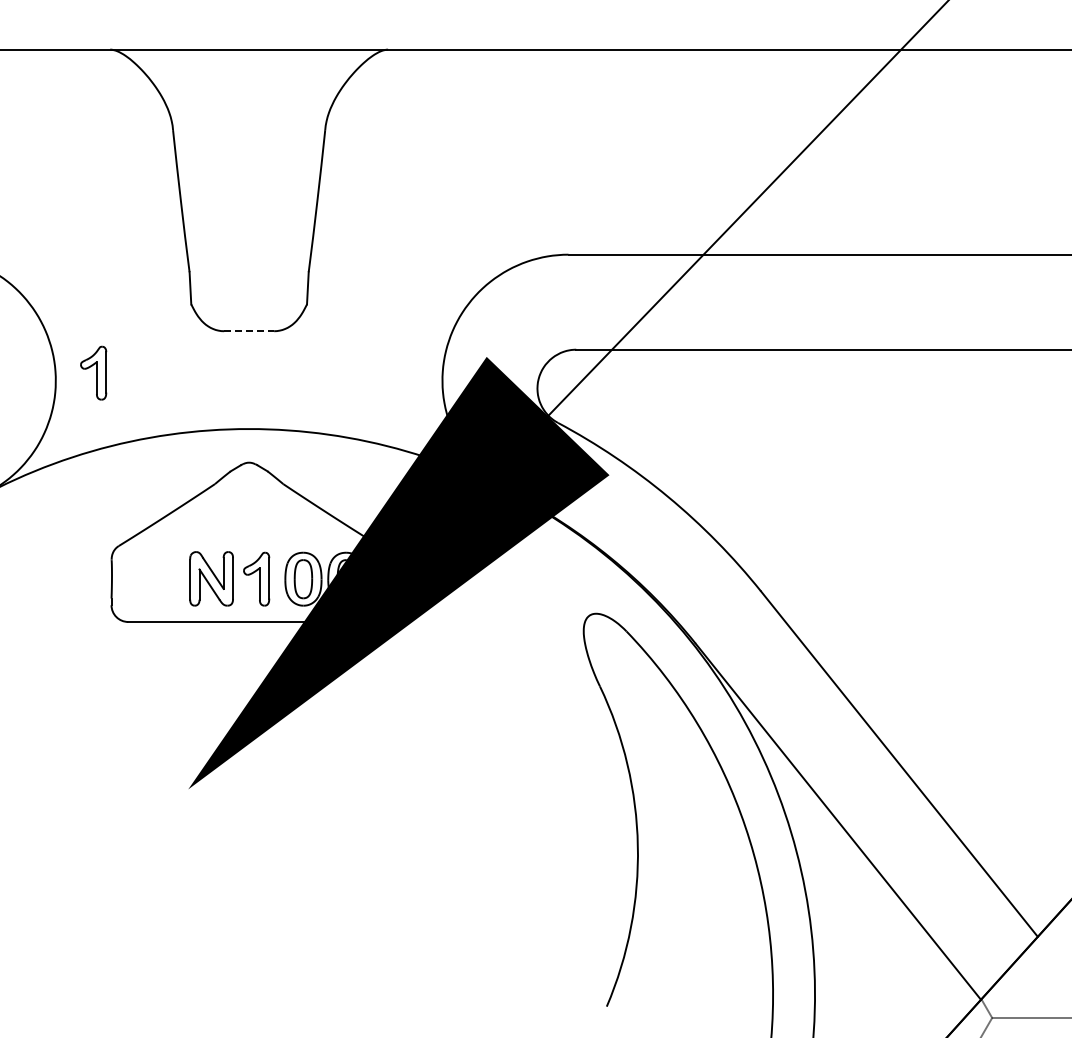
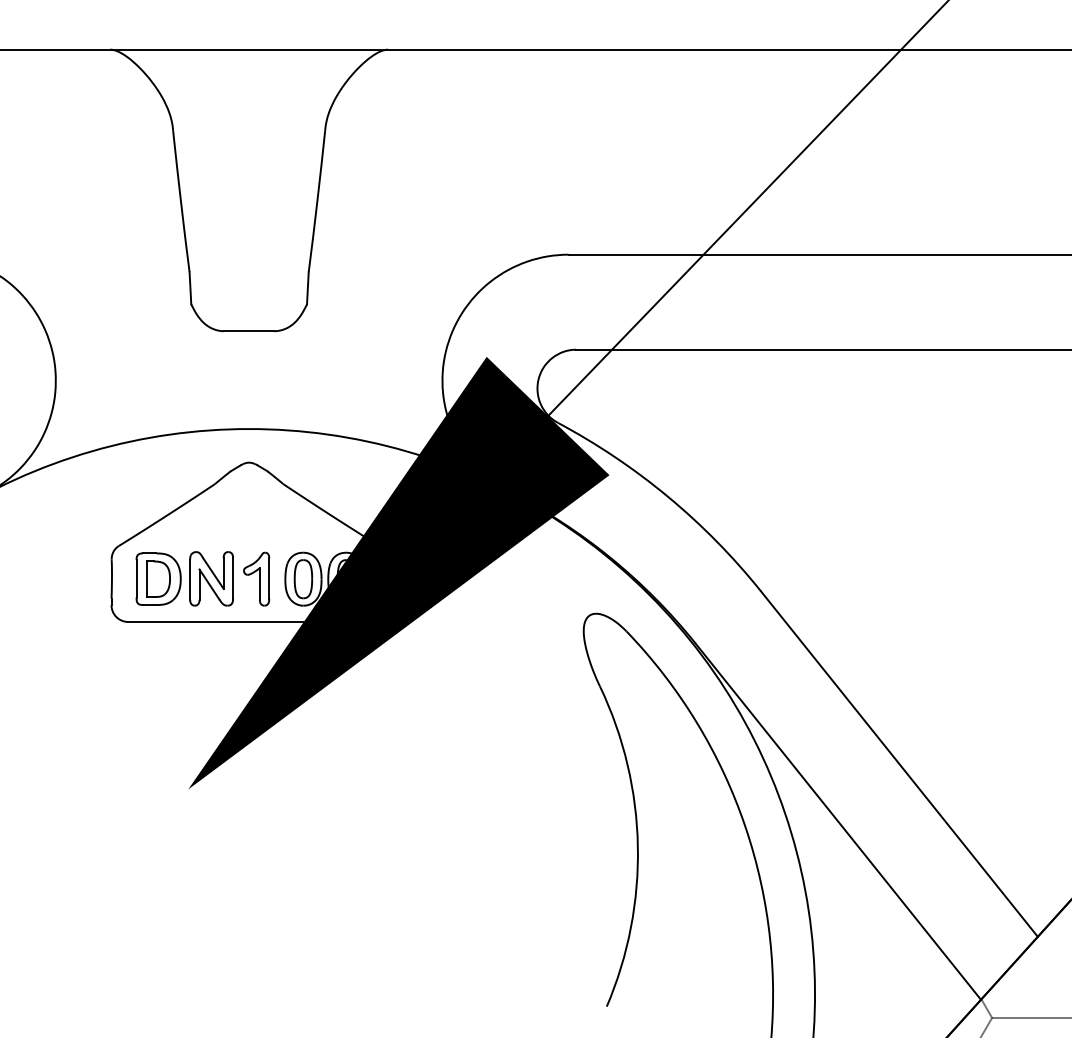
line: dashed -> solid (249, 331)
part: present -> none (93, 372)
part: none -> present (158, 578)
